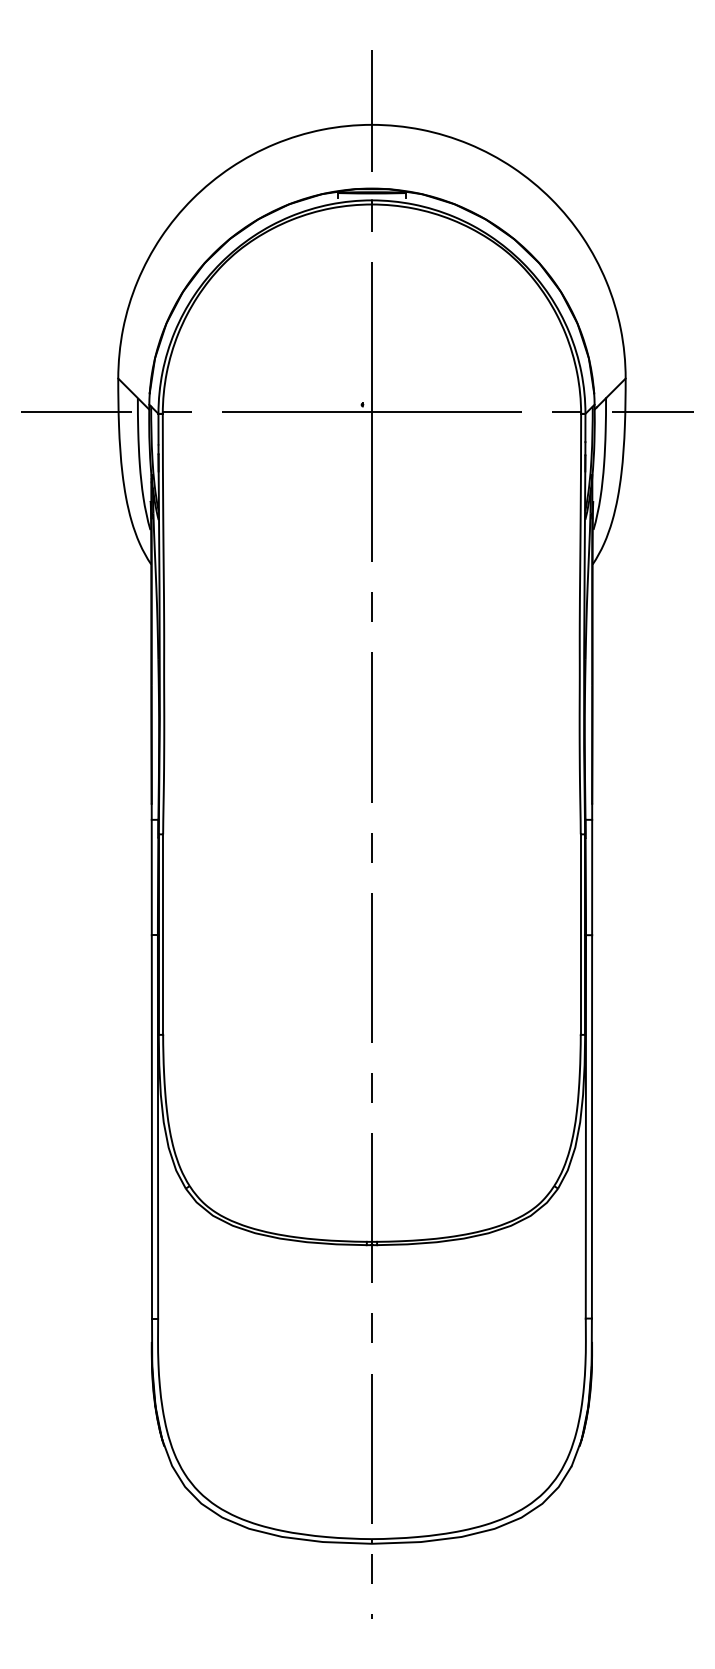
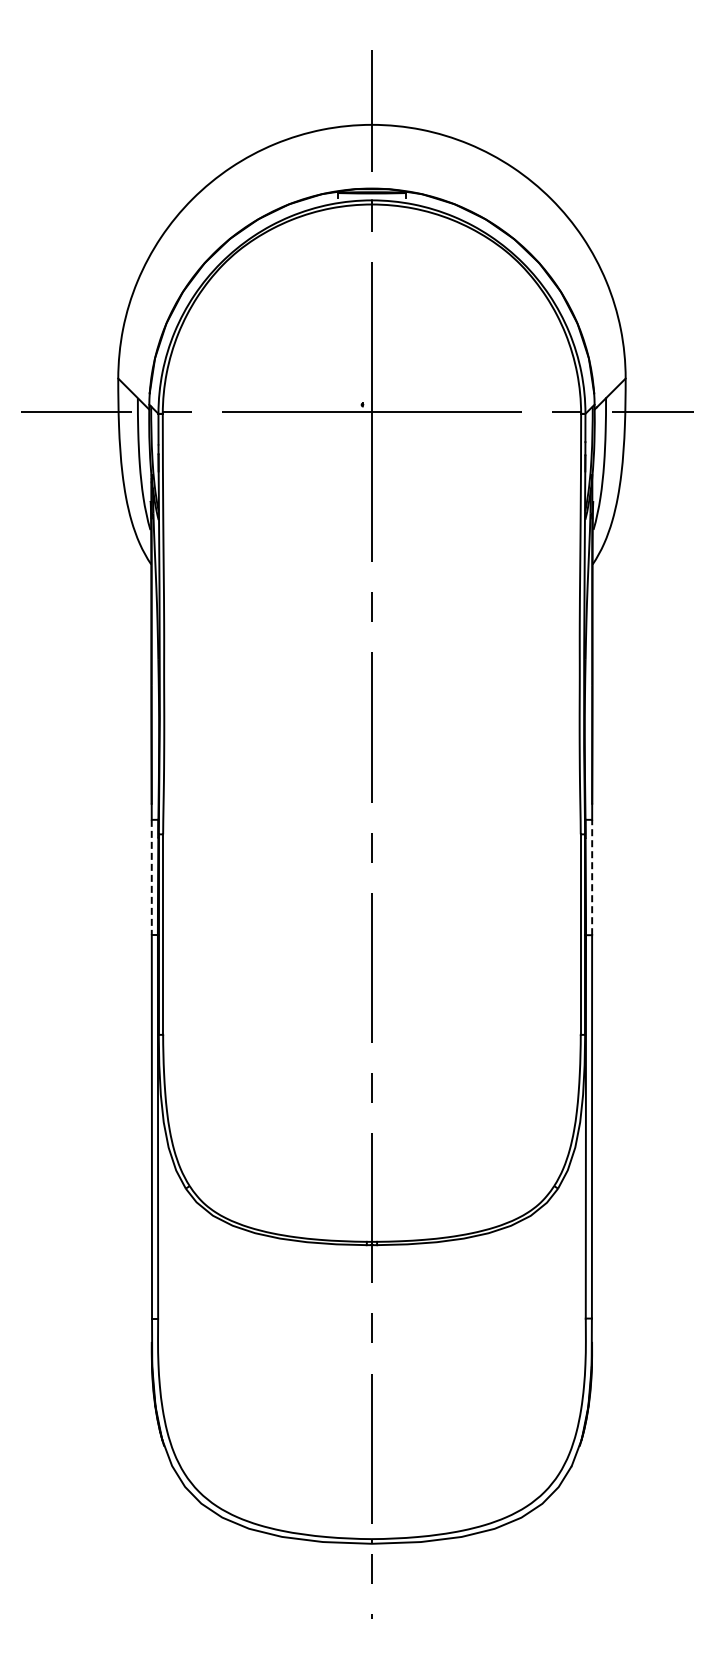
line: solid -> dashed (151, 877)
line: solid -> dashed (592, 877)
